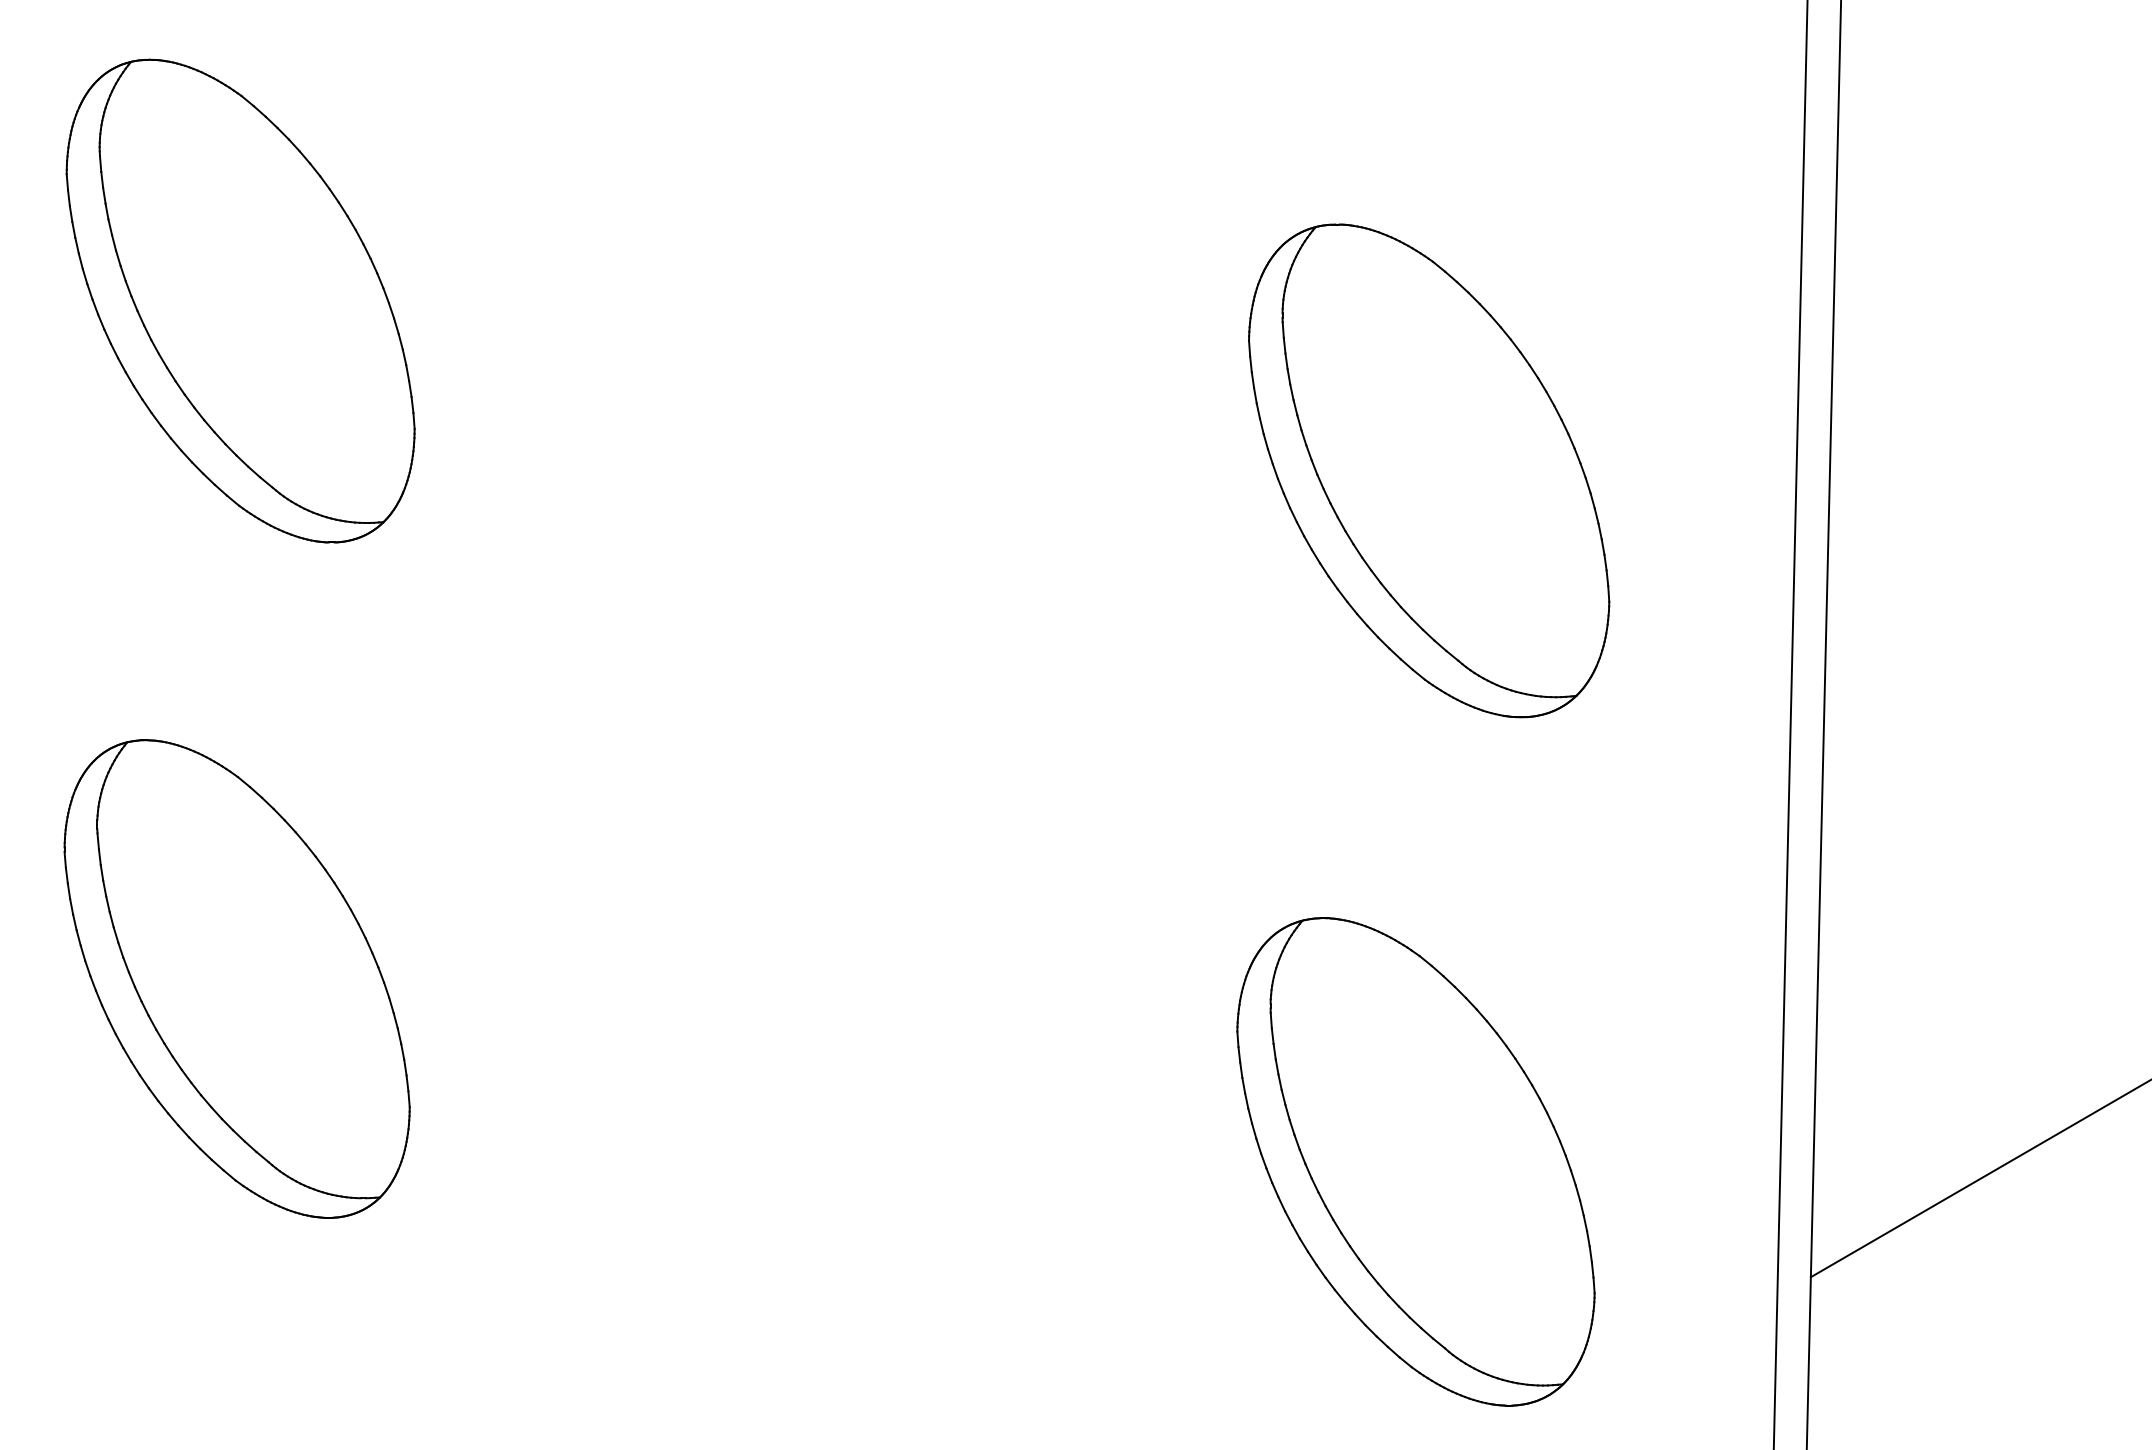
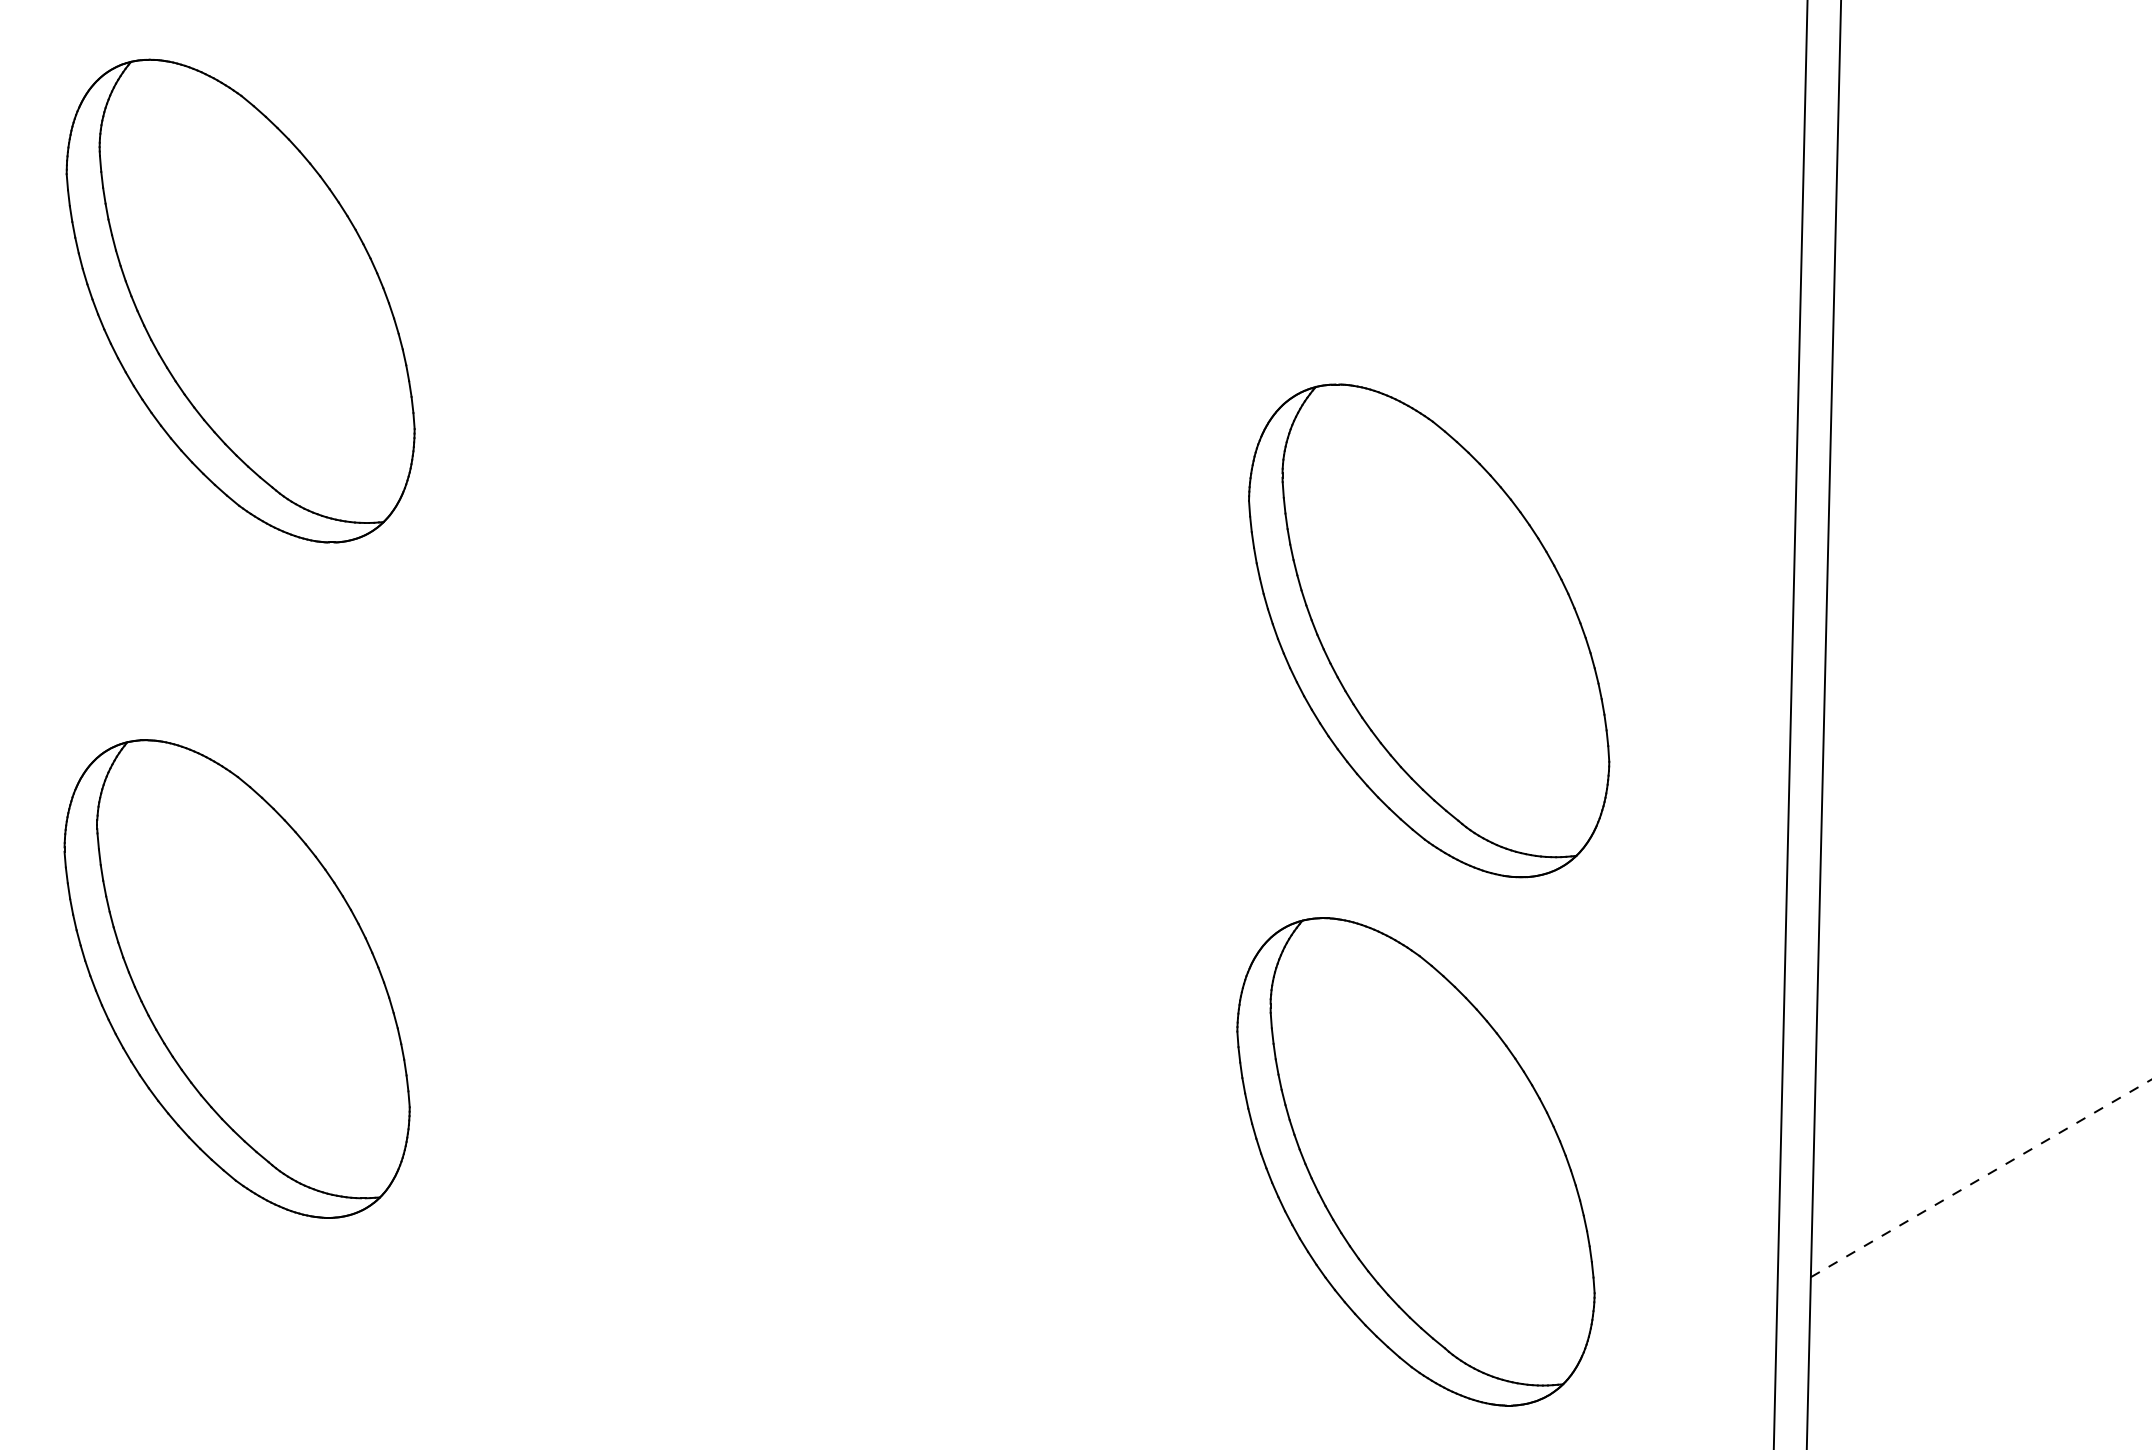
part position: (1429, 470) -> (1429, 630) (1429, 630)
line: solid -> dashed (1981, 1178)
